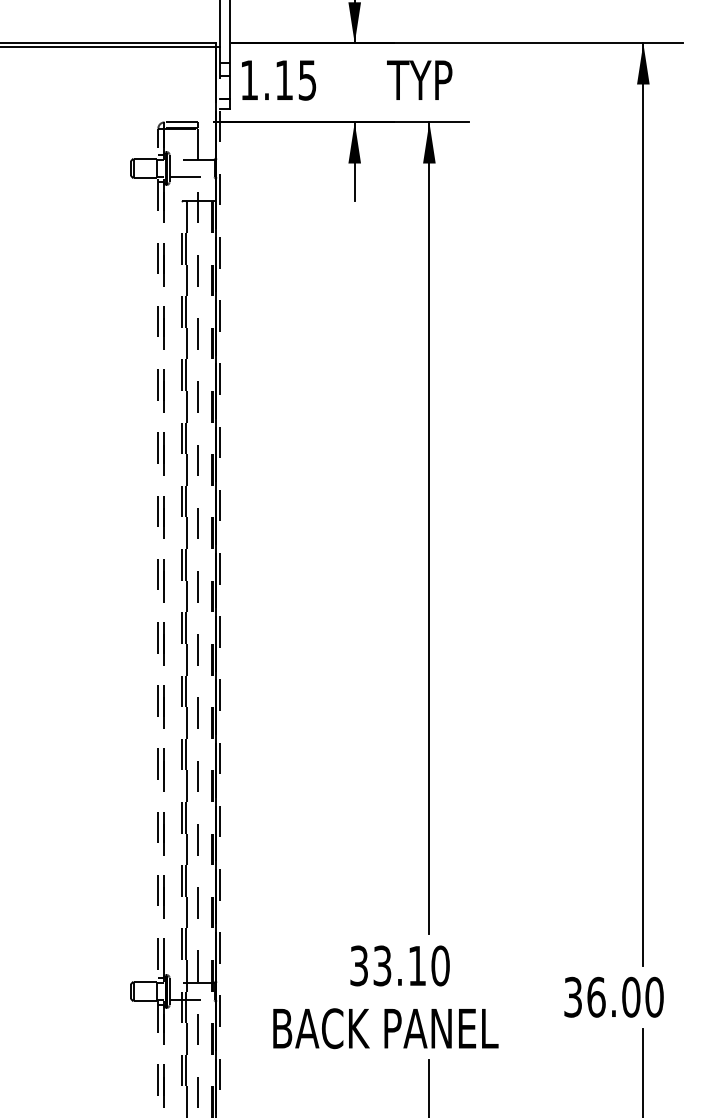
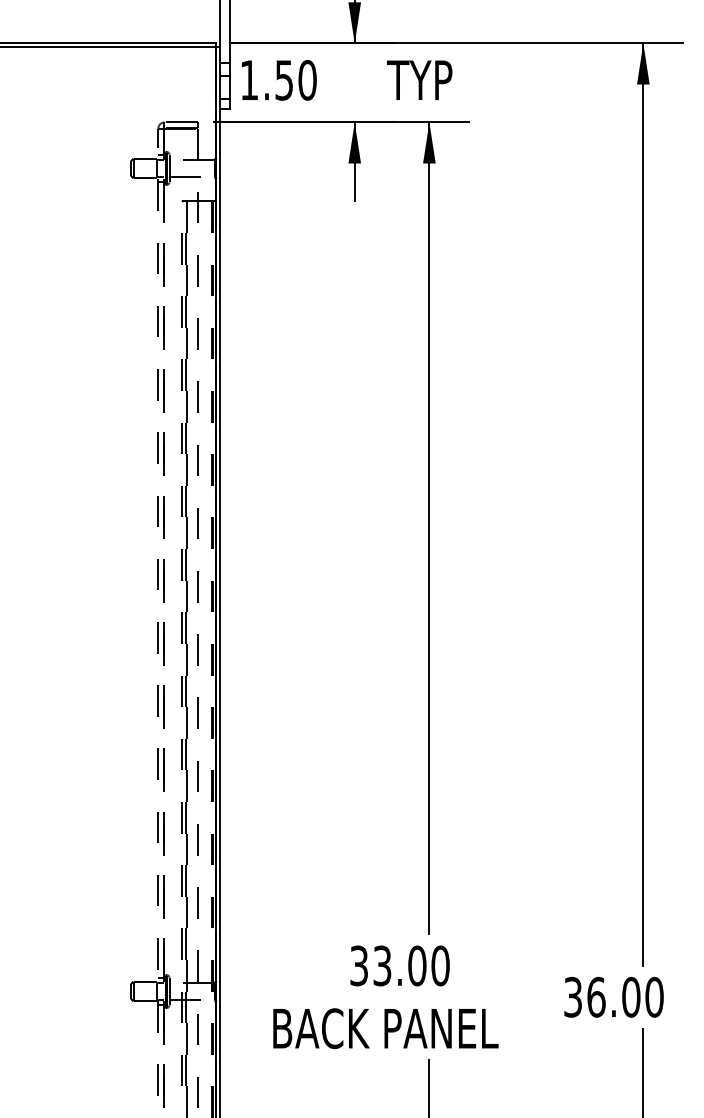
text: 1.15 -> 1.50 (295, 79)
line: dashed -> solid (220, 582)
text: 33.10 -> 33.00 (417, 965)
